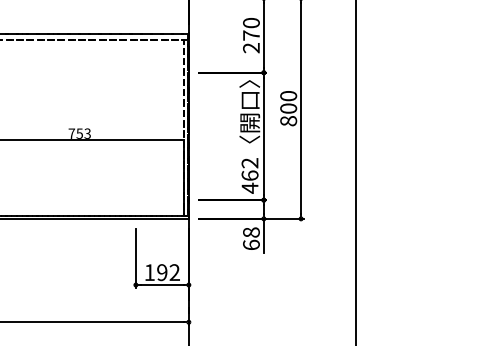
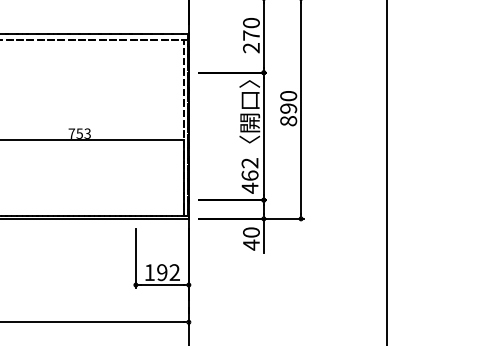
text: 800 -> 890 (288, 108)
line position: (355, 172) -> (386, 172) (386, 172)
text: 68 -> 40 (251, 238)
